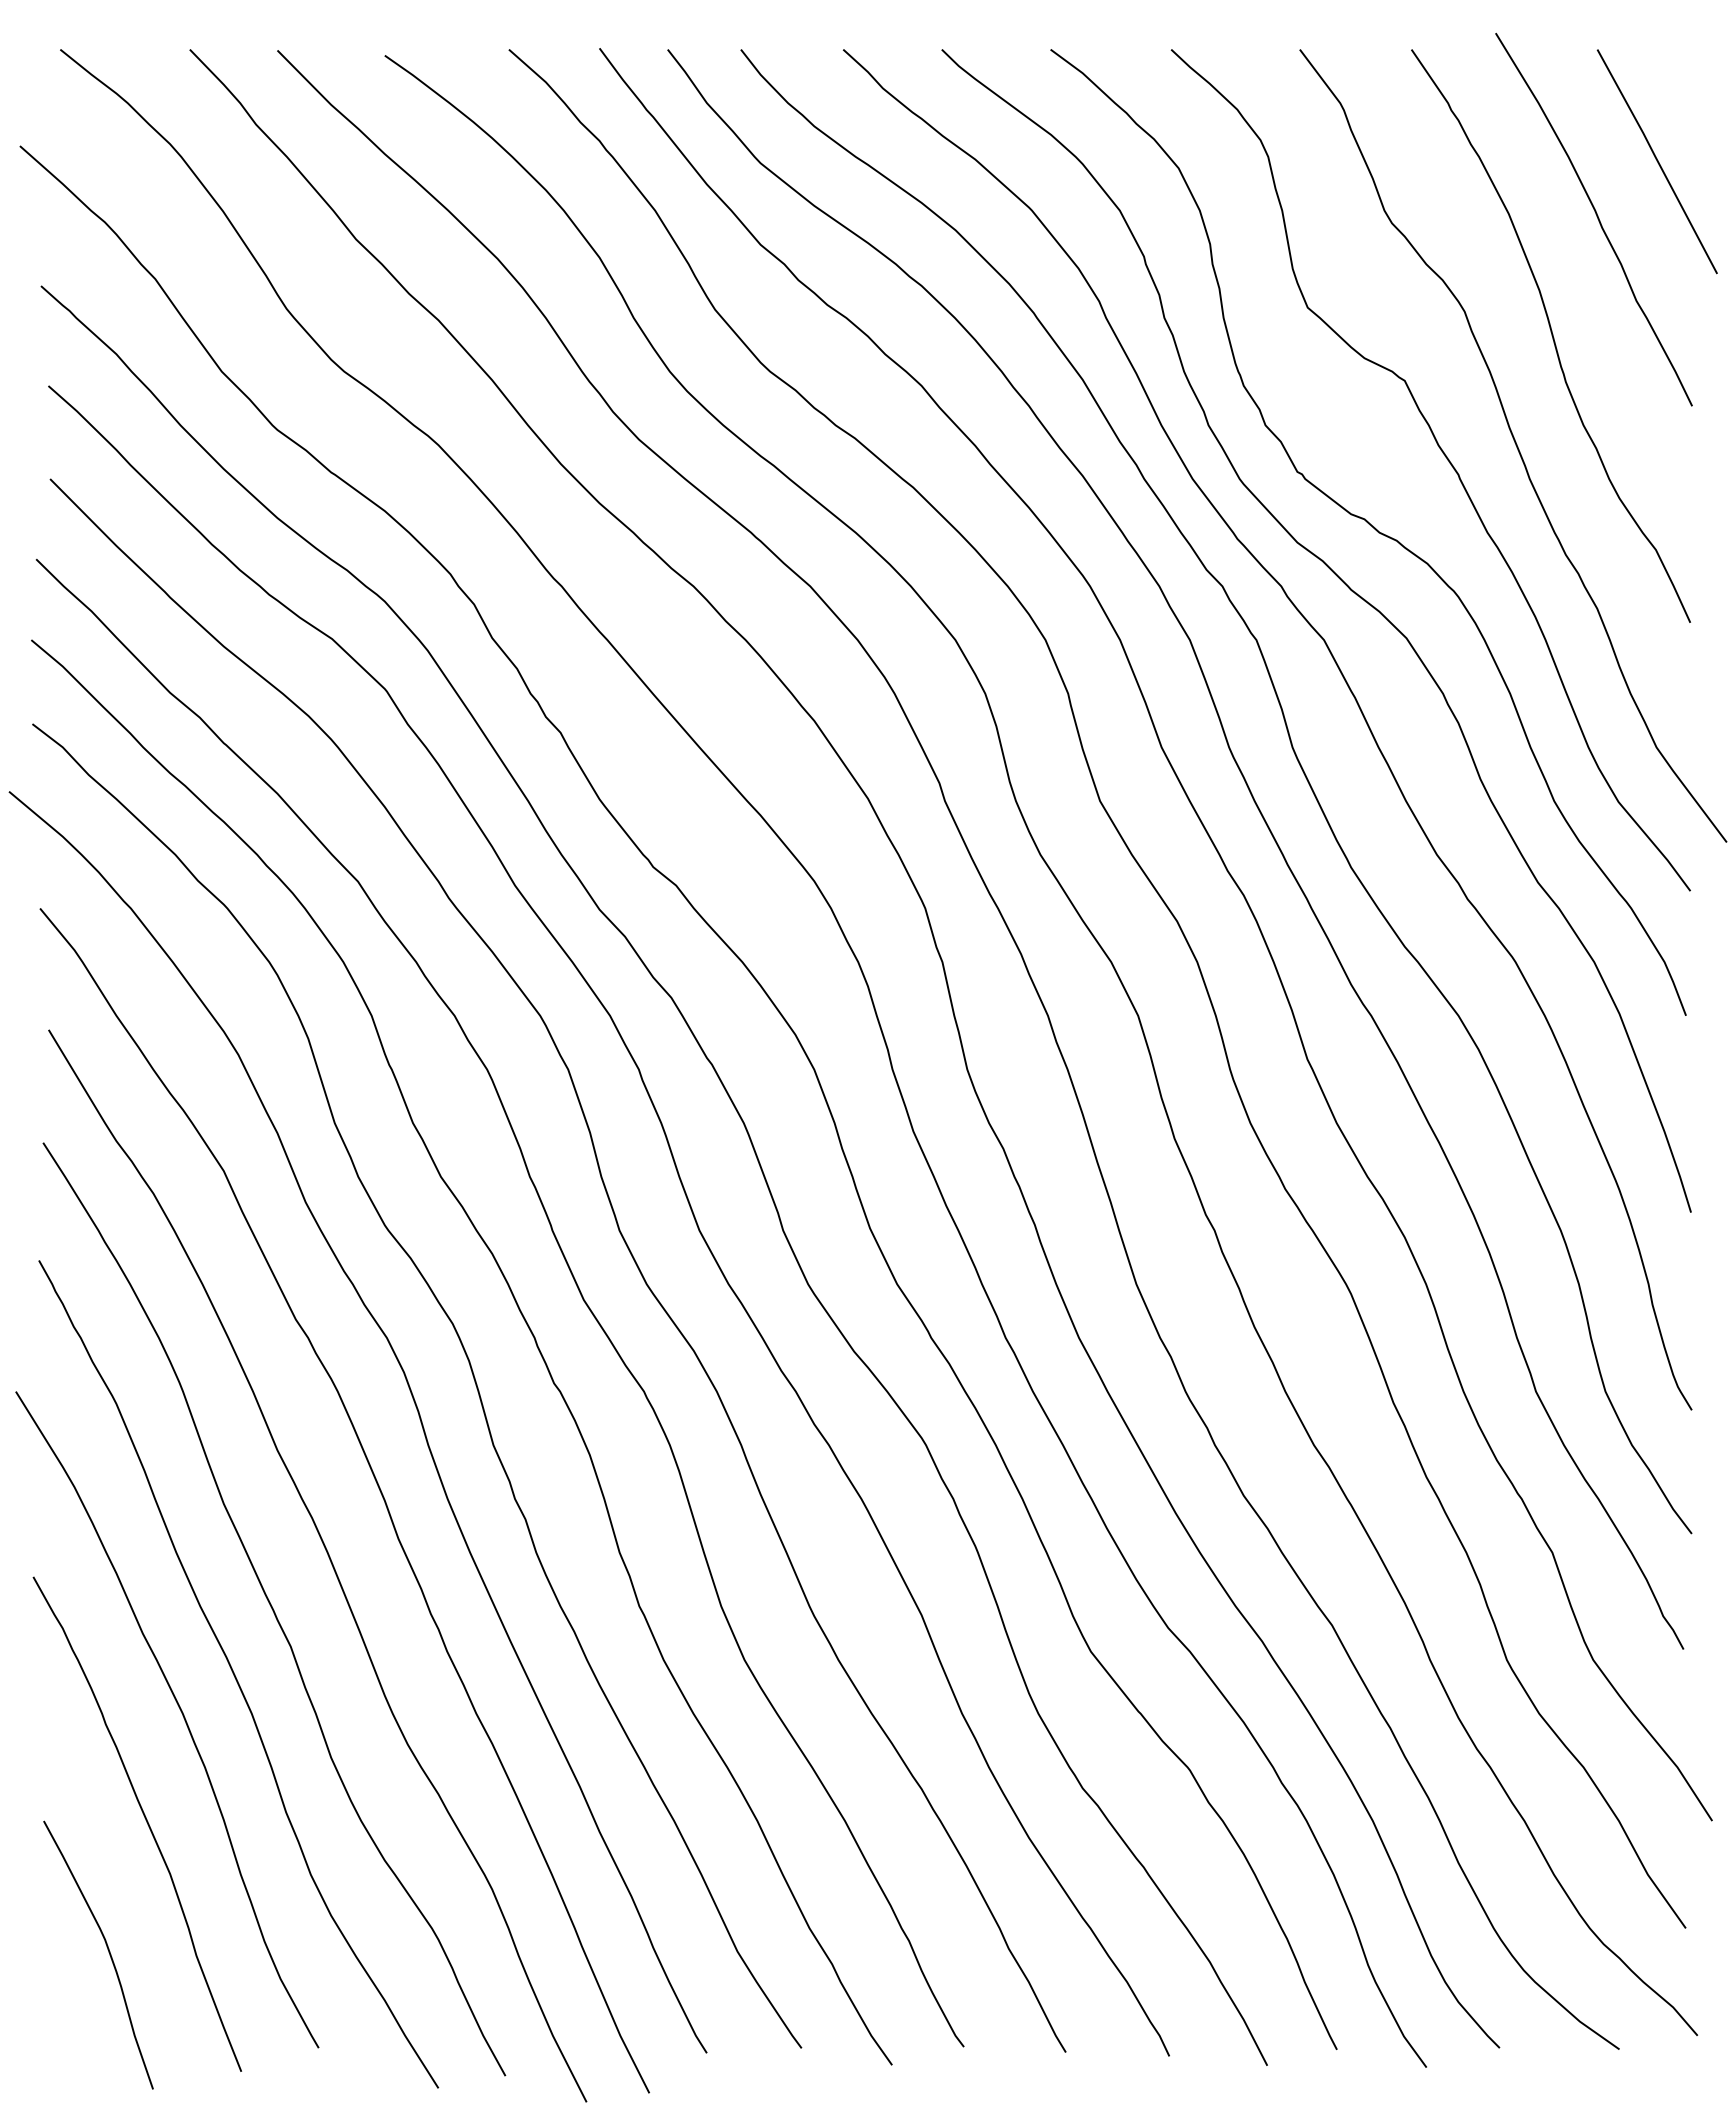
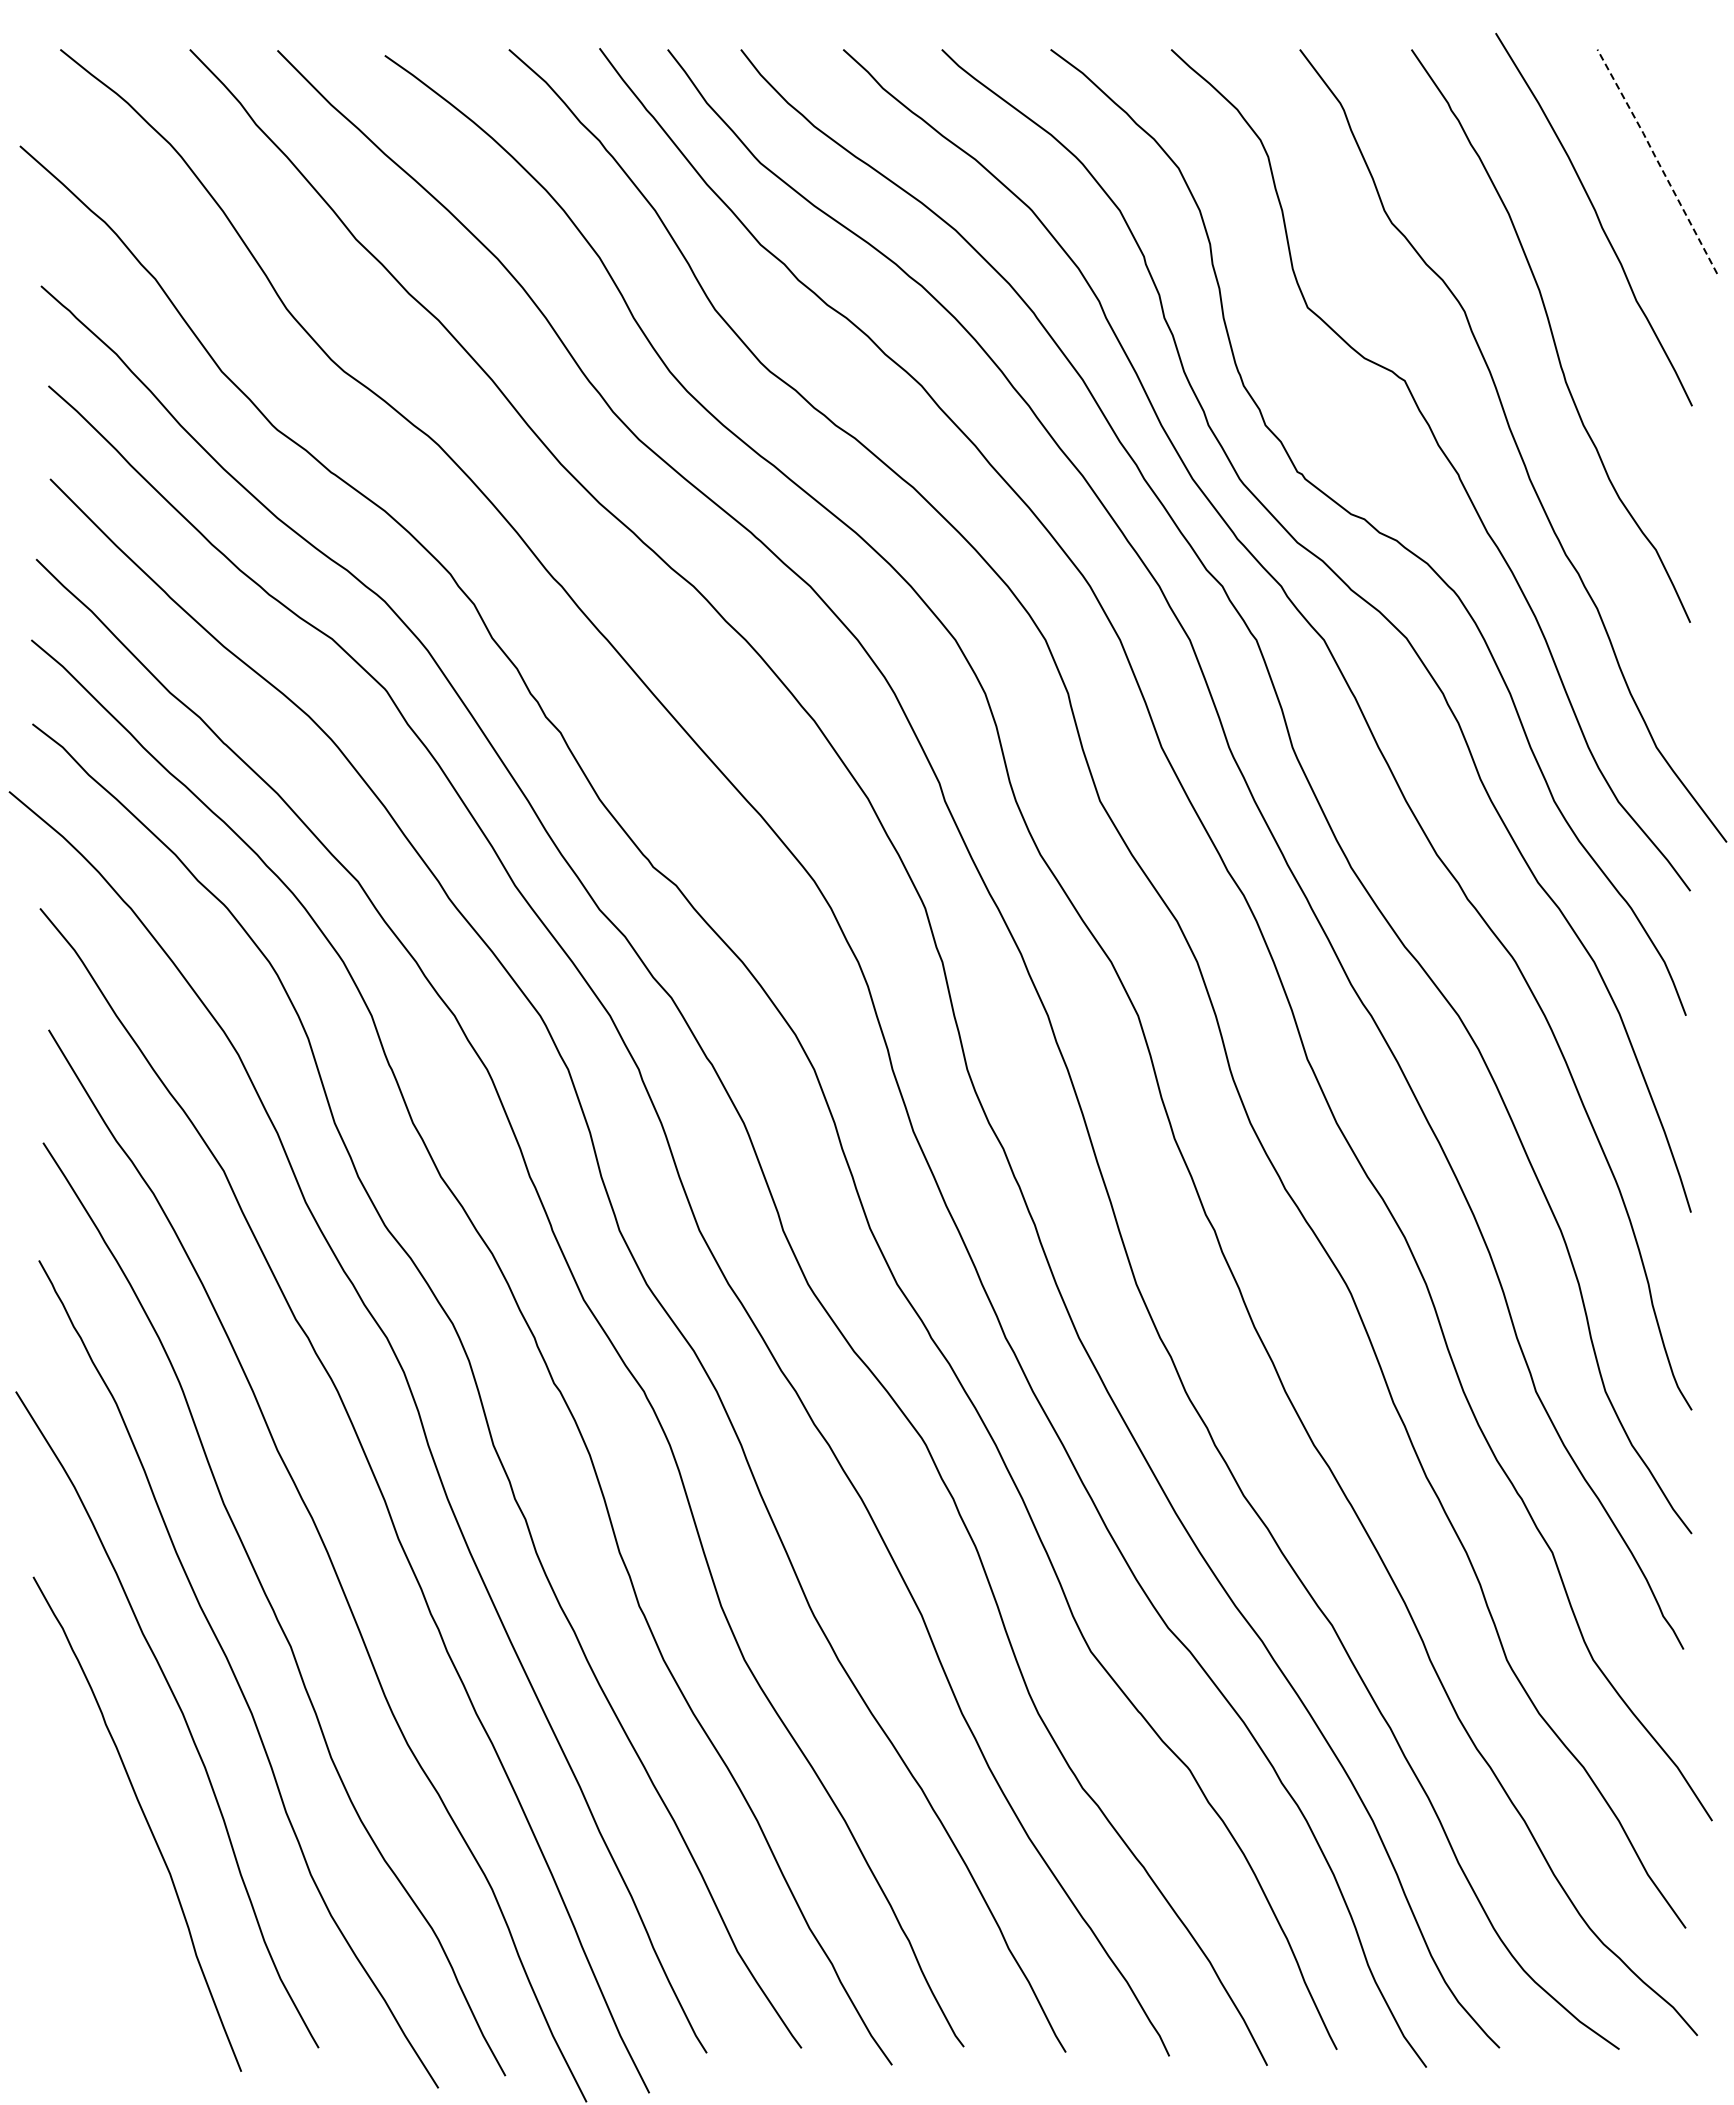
line: solid -> dashed (1657, 160)
curve: present -> none (108, 1952)
